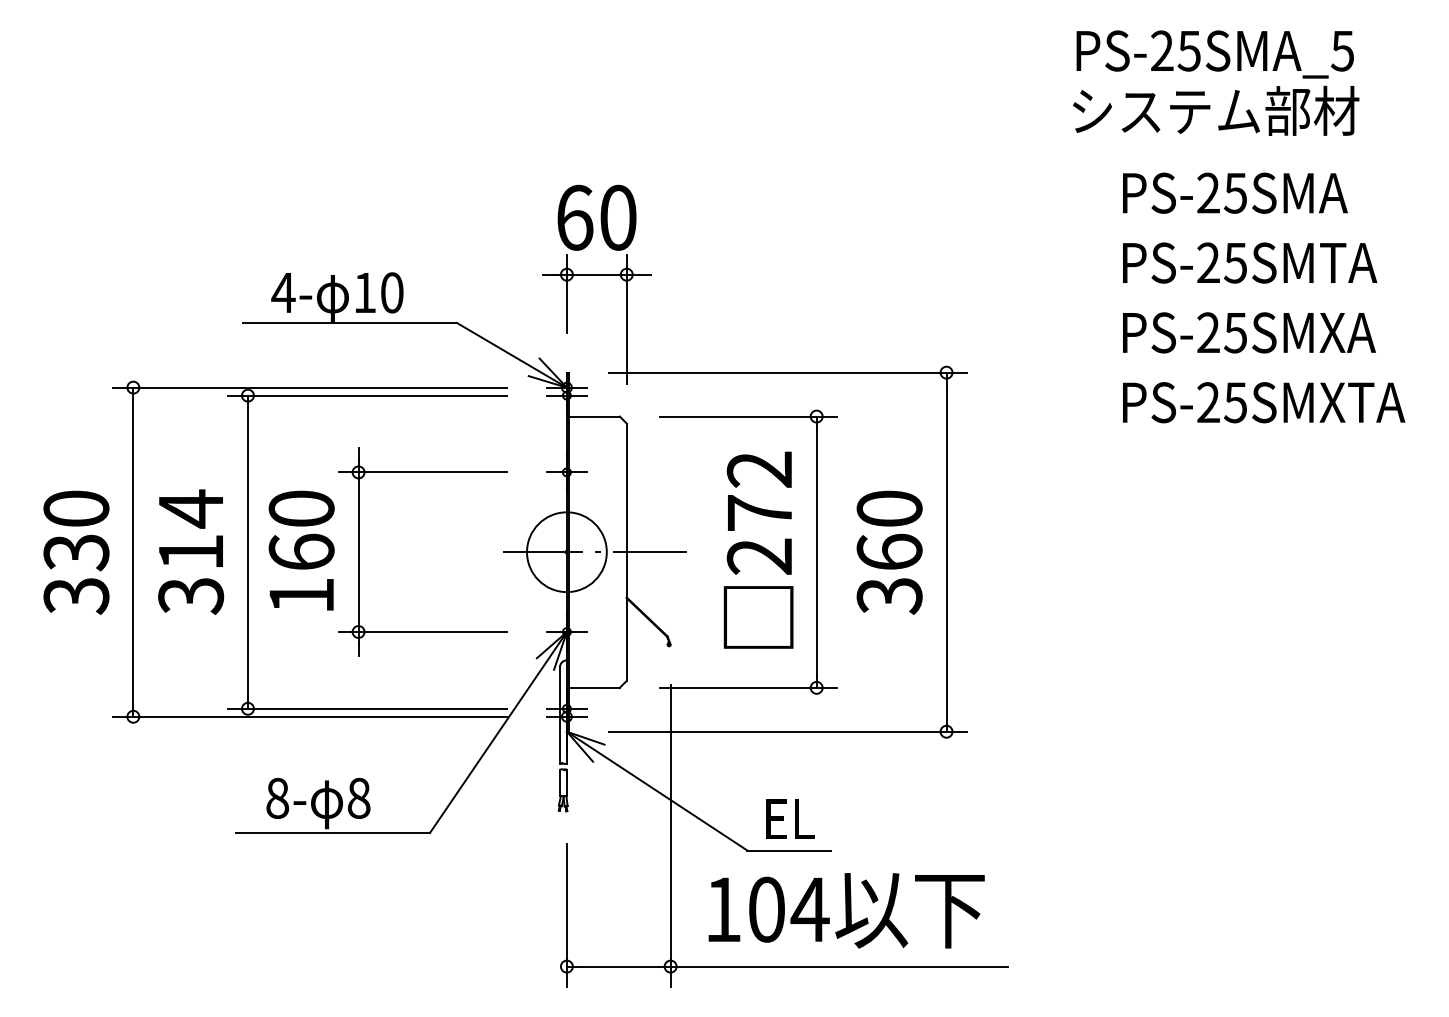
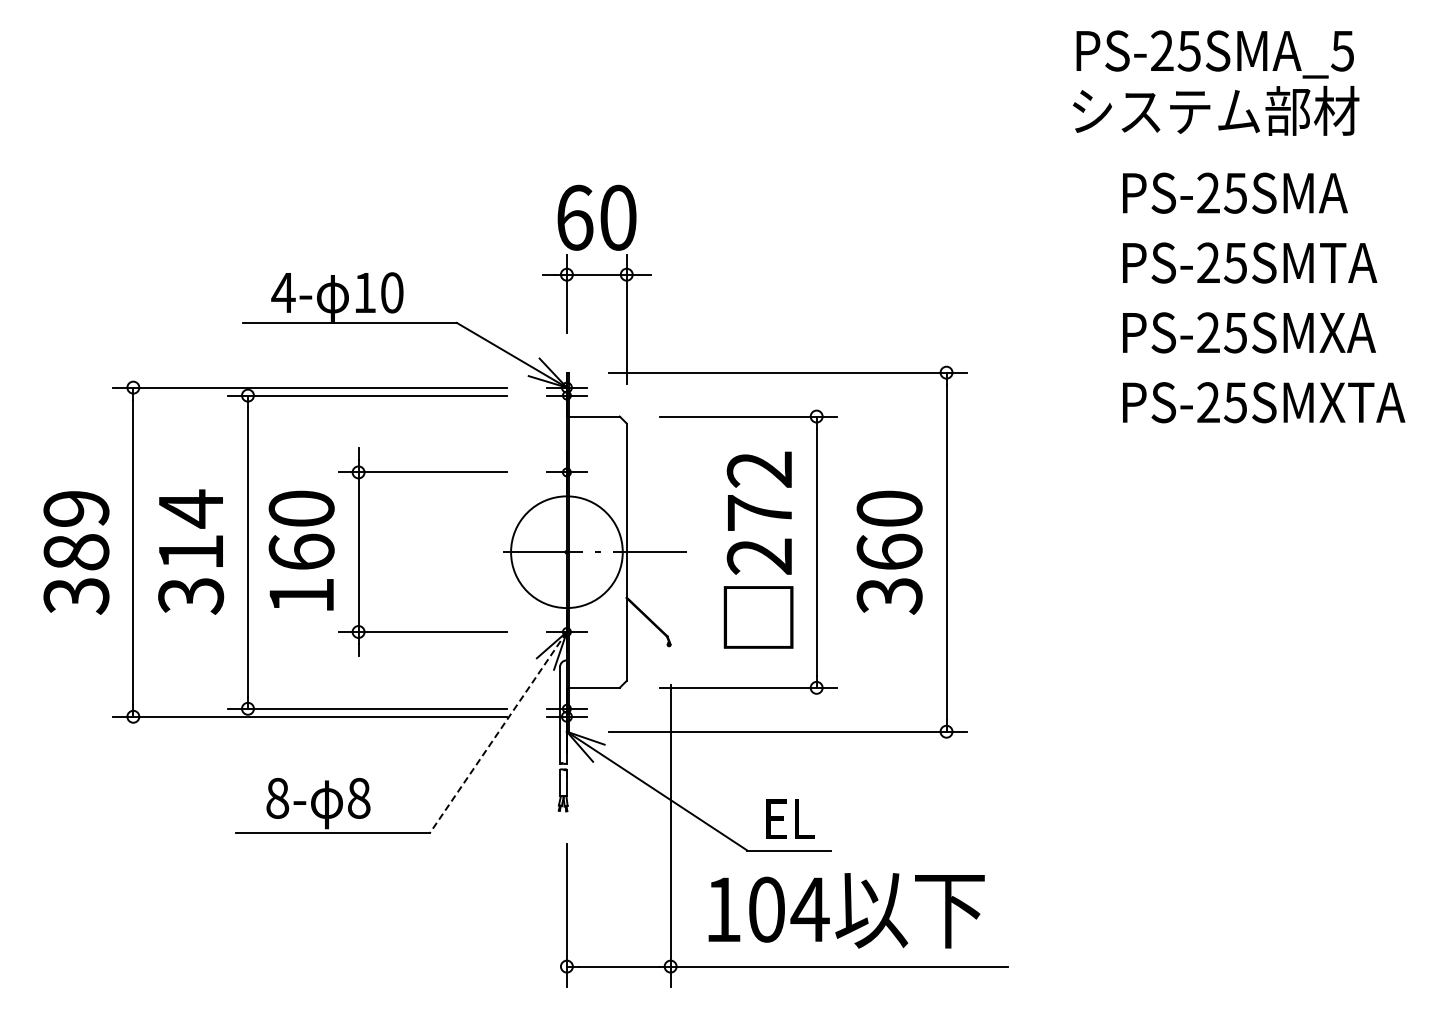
text: 330 -> 389 (76, 530)
circle diameter: 80 px -> 112 px (566, 552)
line: solid -> dashed (498, 732)
